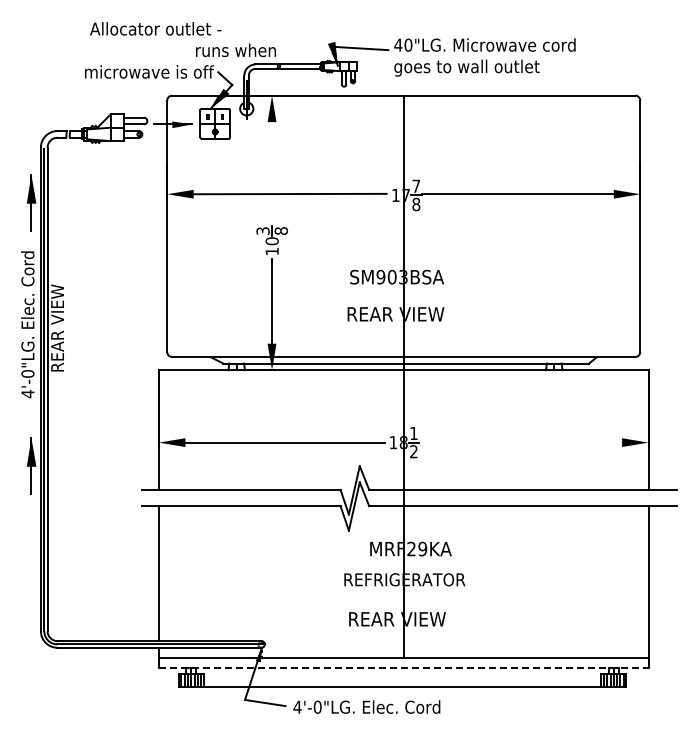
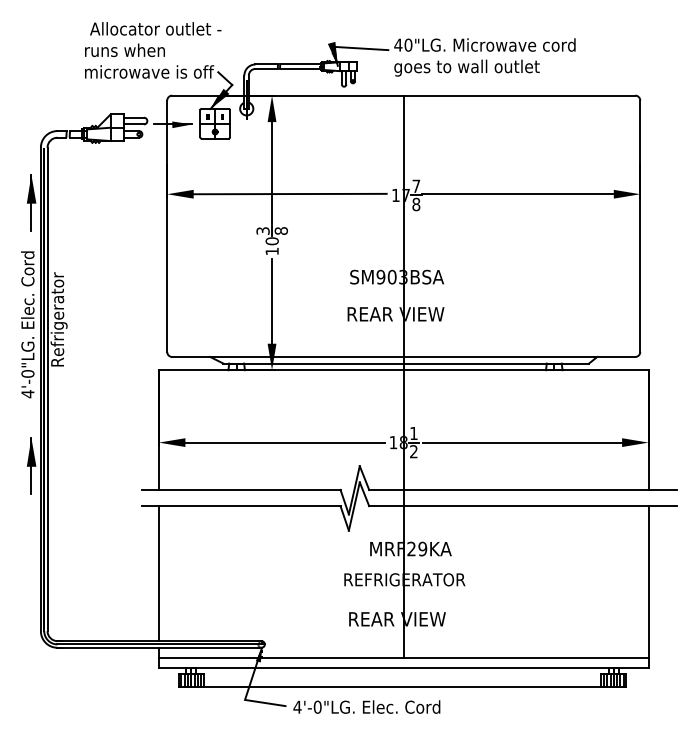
text position: (235, 50) -> (124, 50) (124, 50)
line: none -> present (272, 172)
text: REAR VIEW -> Refrigerator (58, 321)
line: none -> present (522, 442)
line: dashed -> solid (403, 667)
